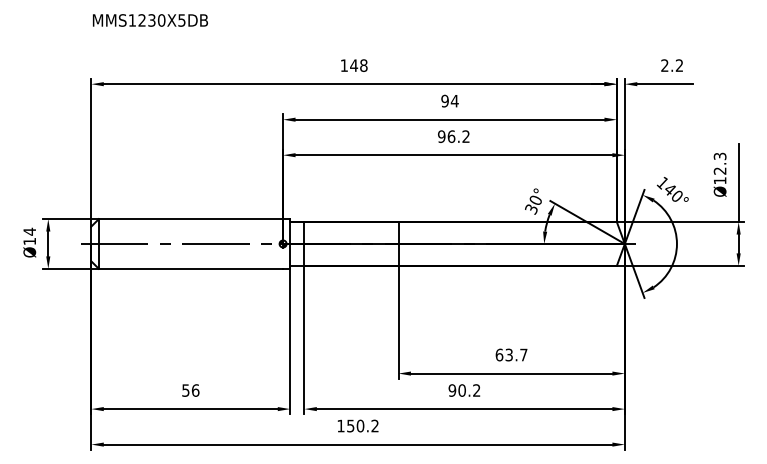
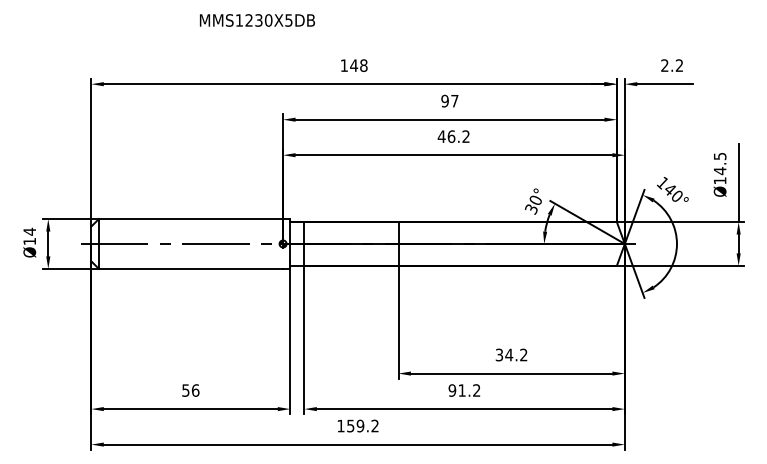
text position: (150, 20) -> (257, 20) (257, 20)
text: 94 -> 97 (454, 101)
text: 96.2 -> 46.2 (441, 136)
text: Ø12.3 -> Ø14.5 (719, 163)
text: 63.7 -> 34.2 (511, 354)
text: 90.2 -> 91.2 (461, 390)
text: 150.2 -> 159.2 (360, 426)
